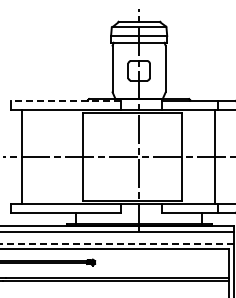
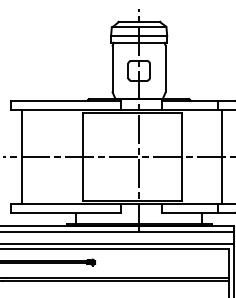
line: dashed -> solid (65, 100)
line position: (214, 156) -> (221, 156) (221, 156)
line: dashed -> solid (117, 244)
